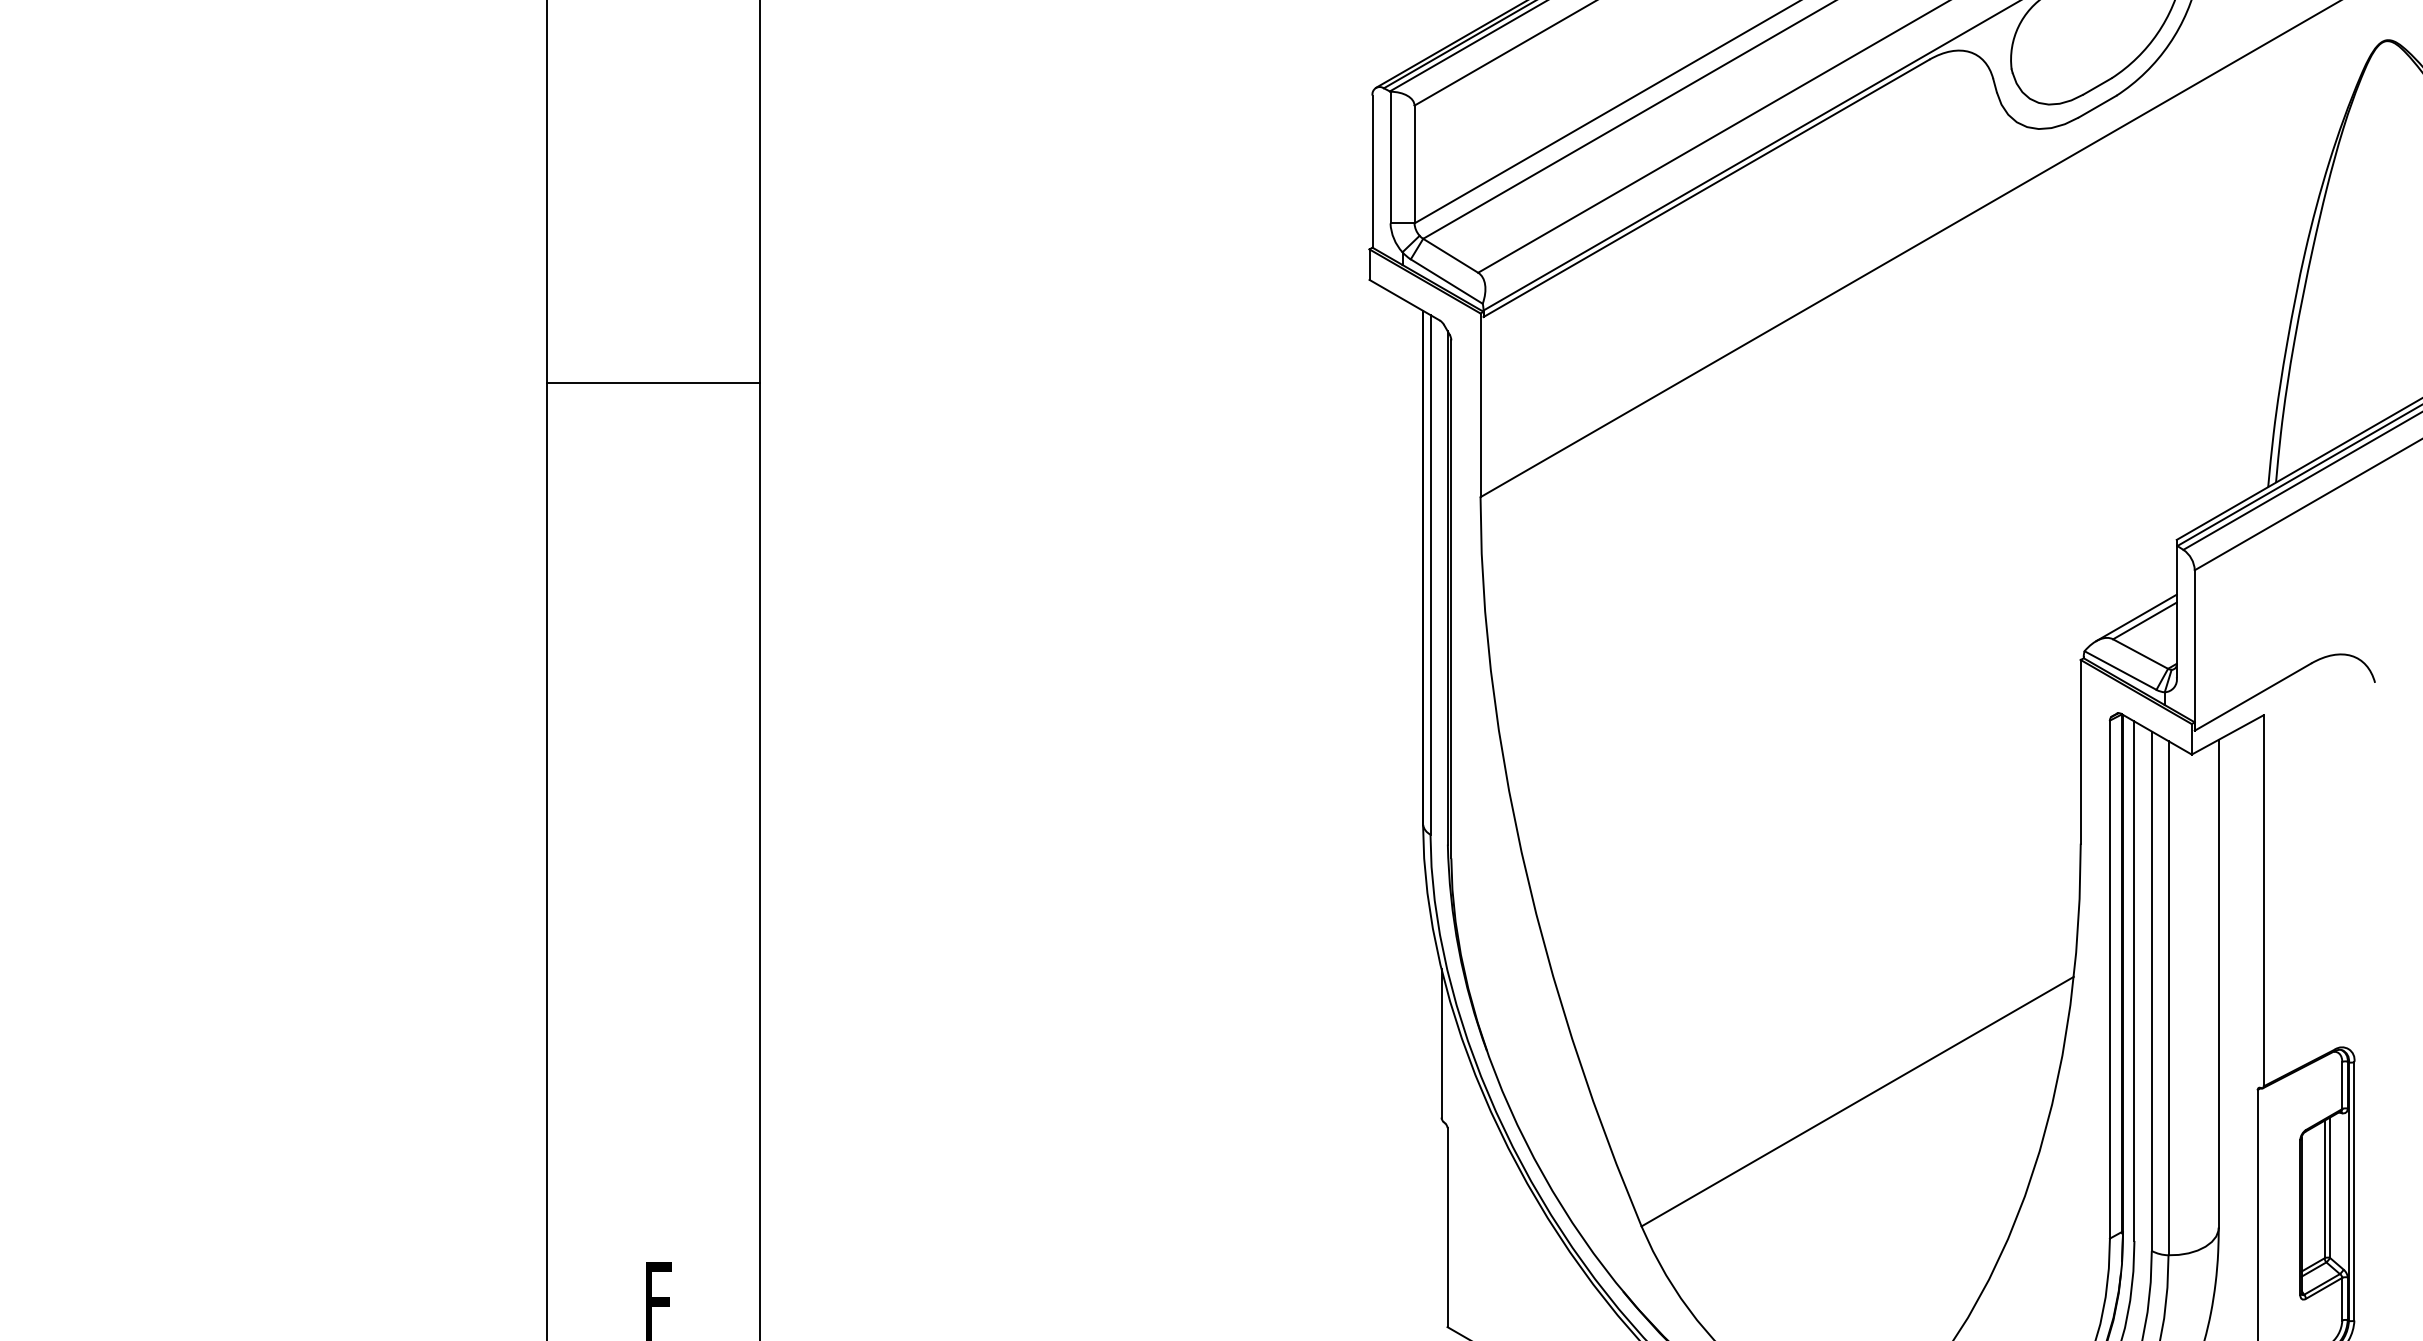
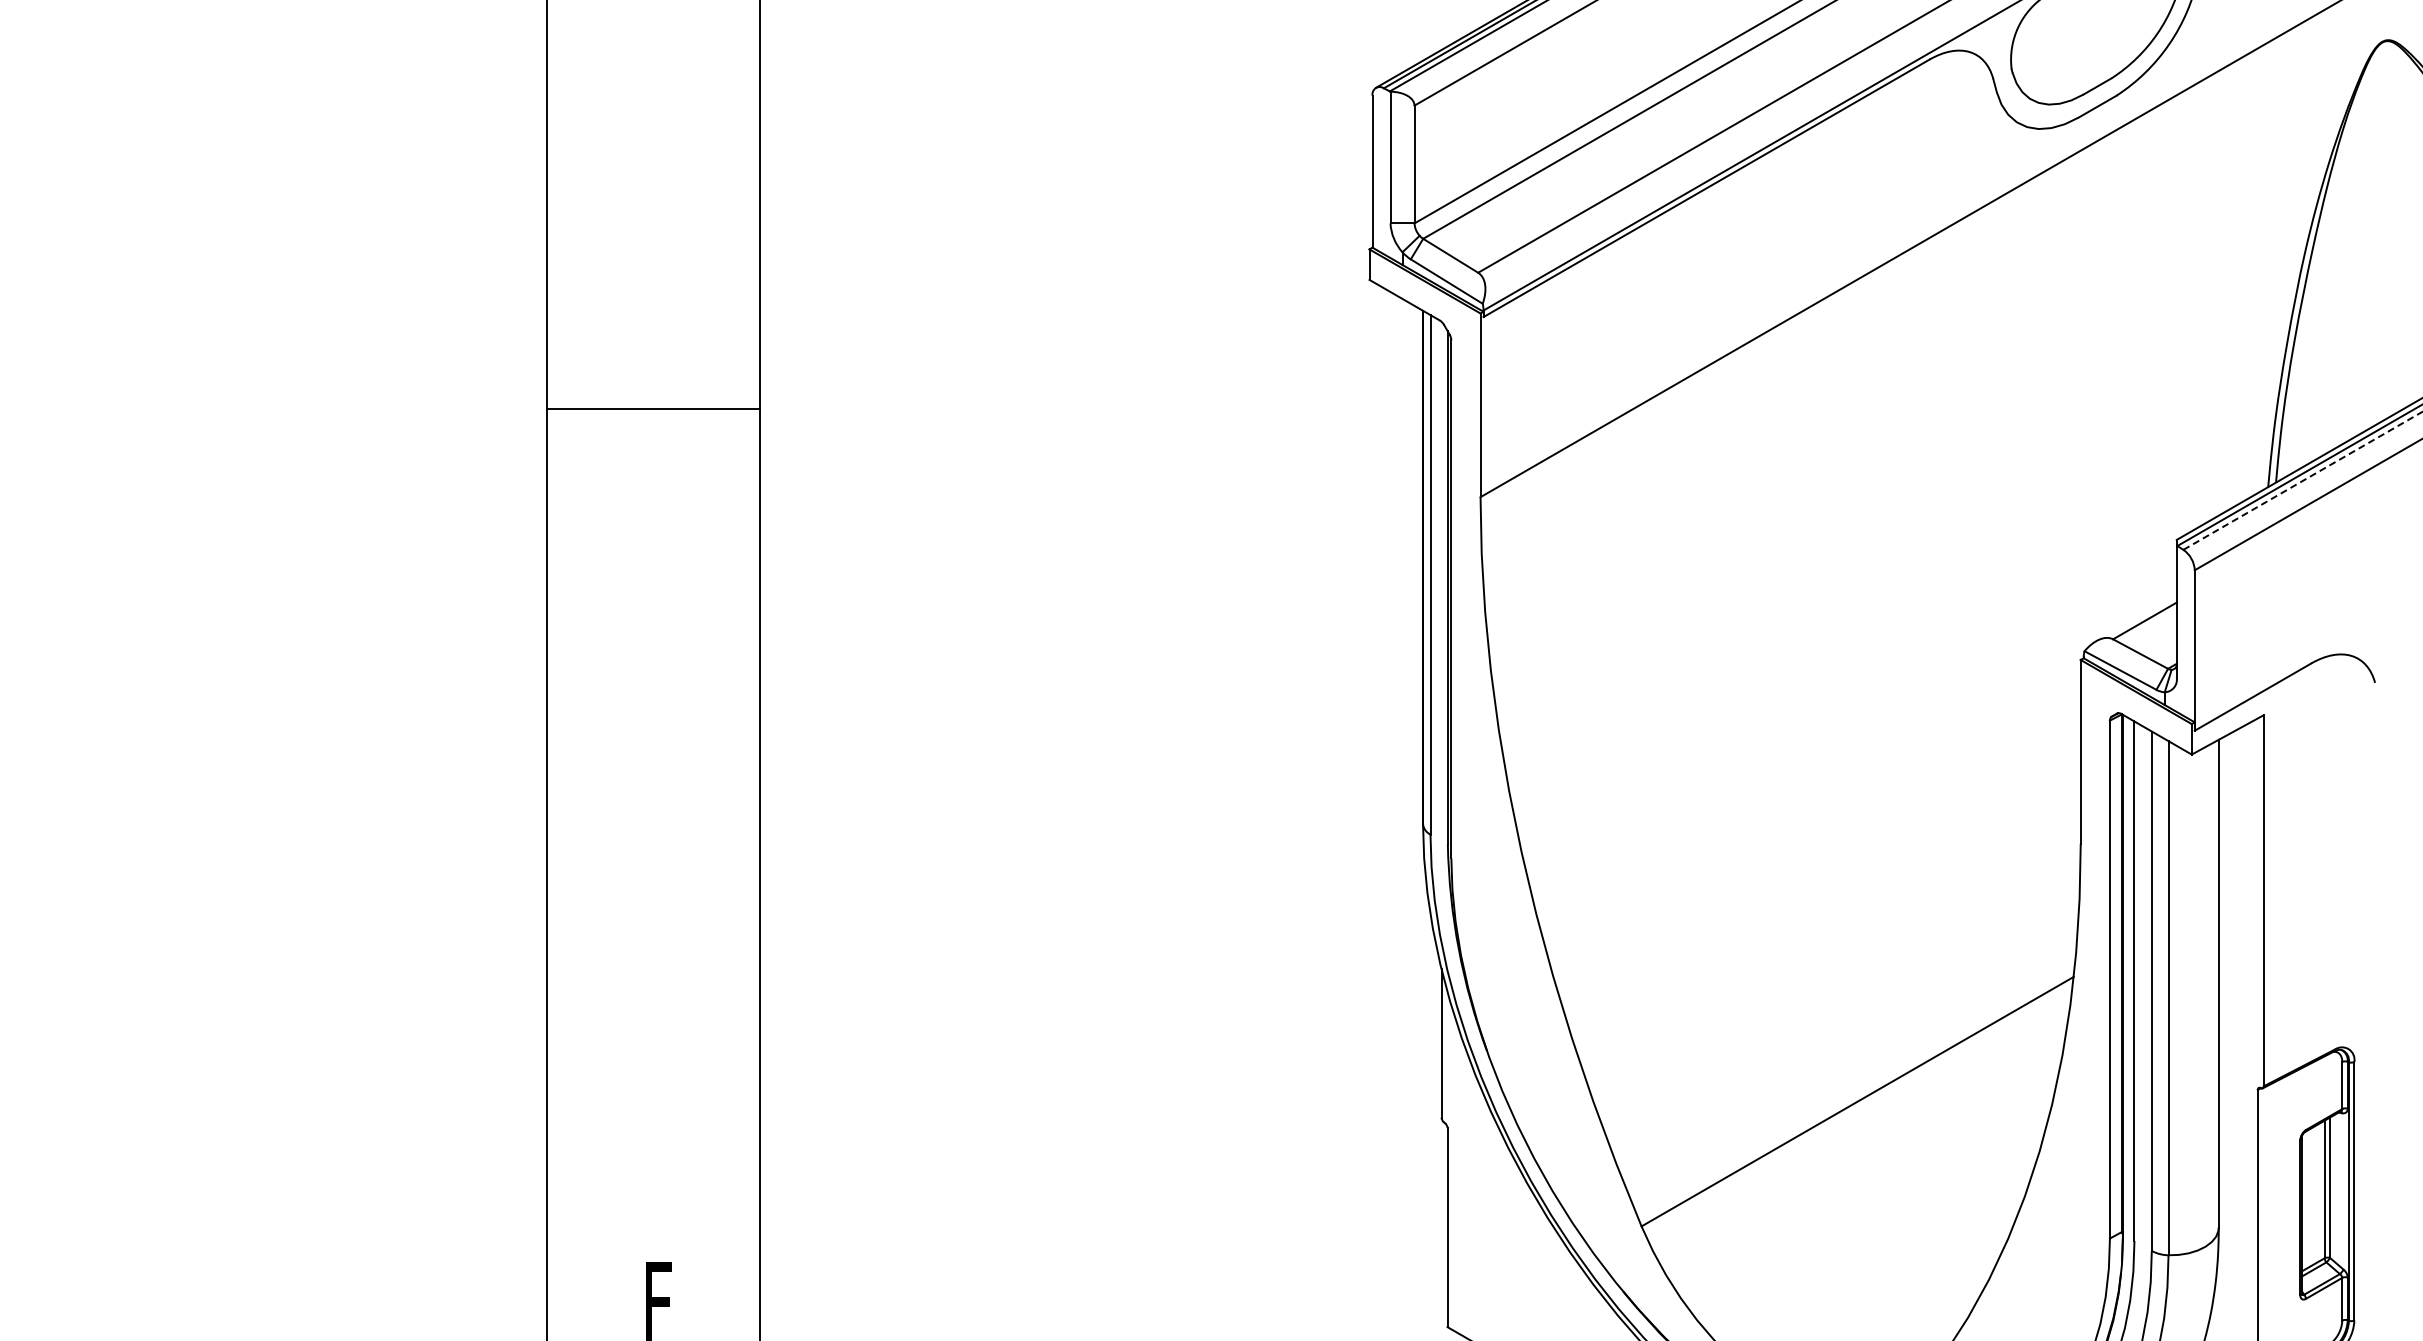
line position: (653, 382) -> (653, 408) (653, 408)
line: solid -> dashed (2302, 480)
line: present -> none (2136, 617)
